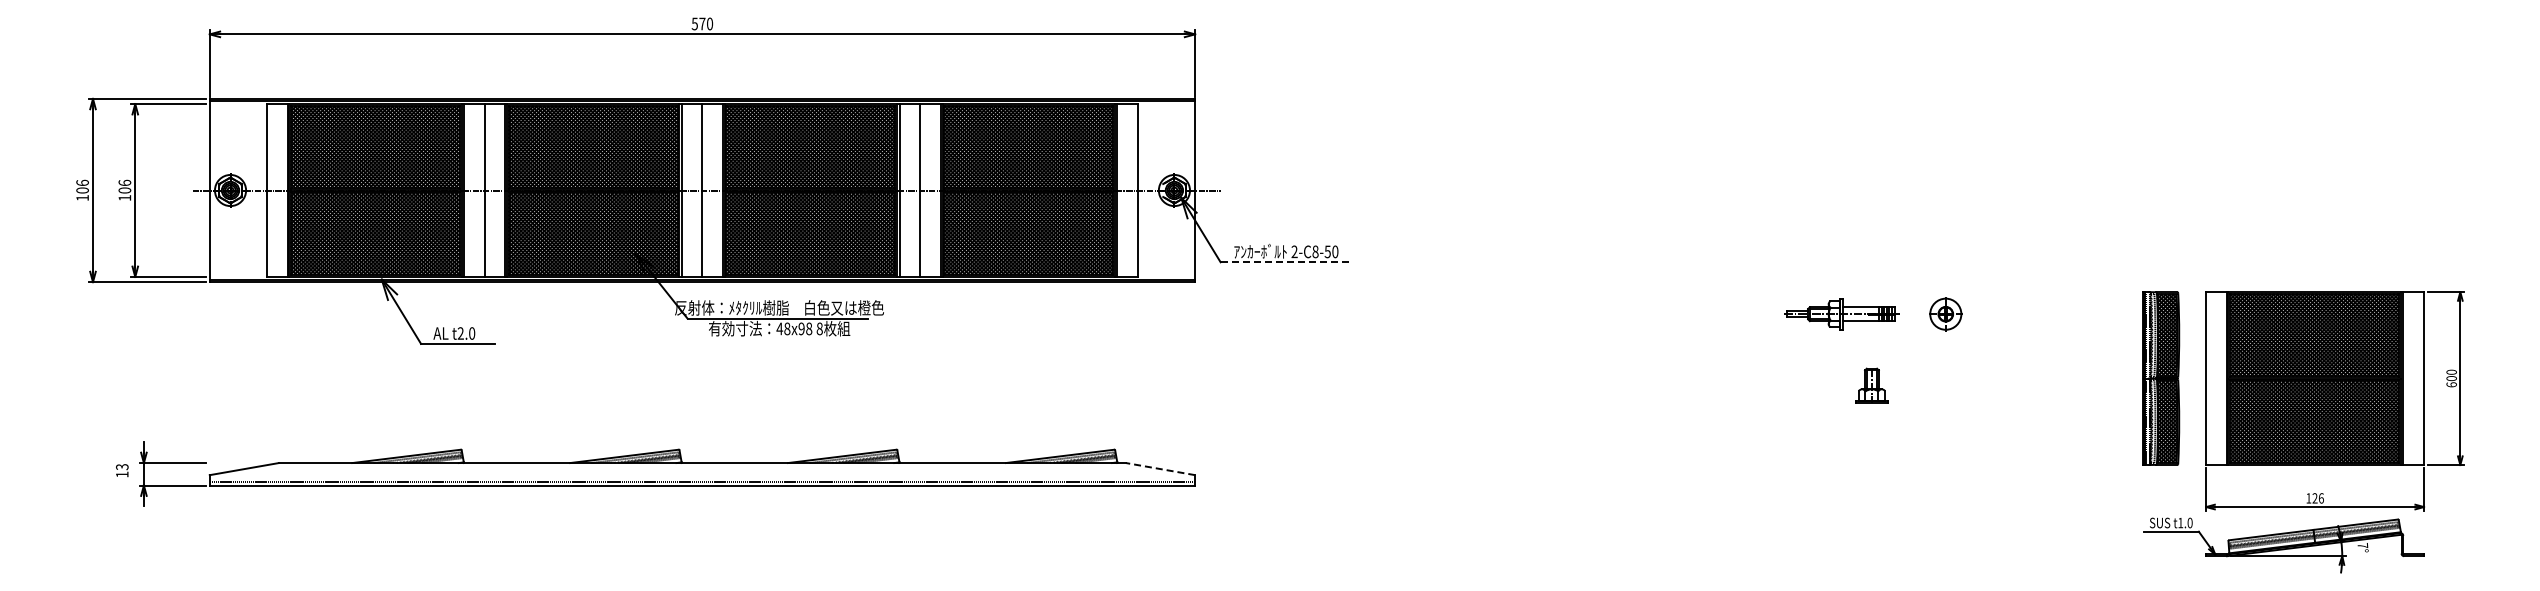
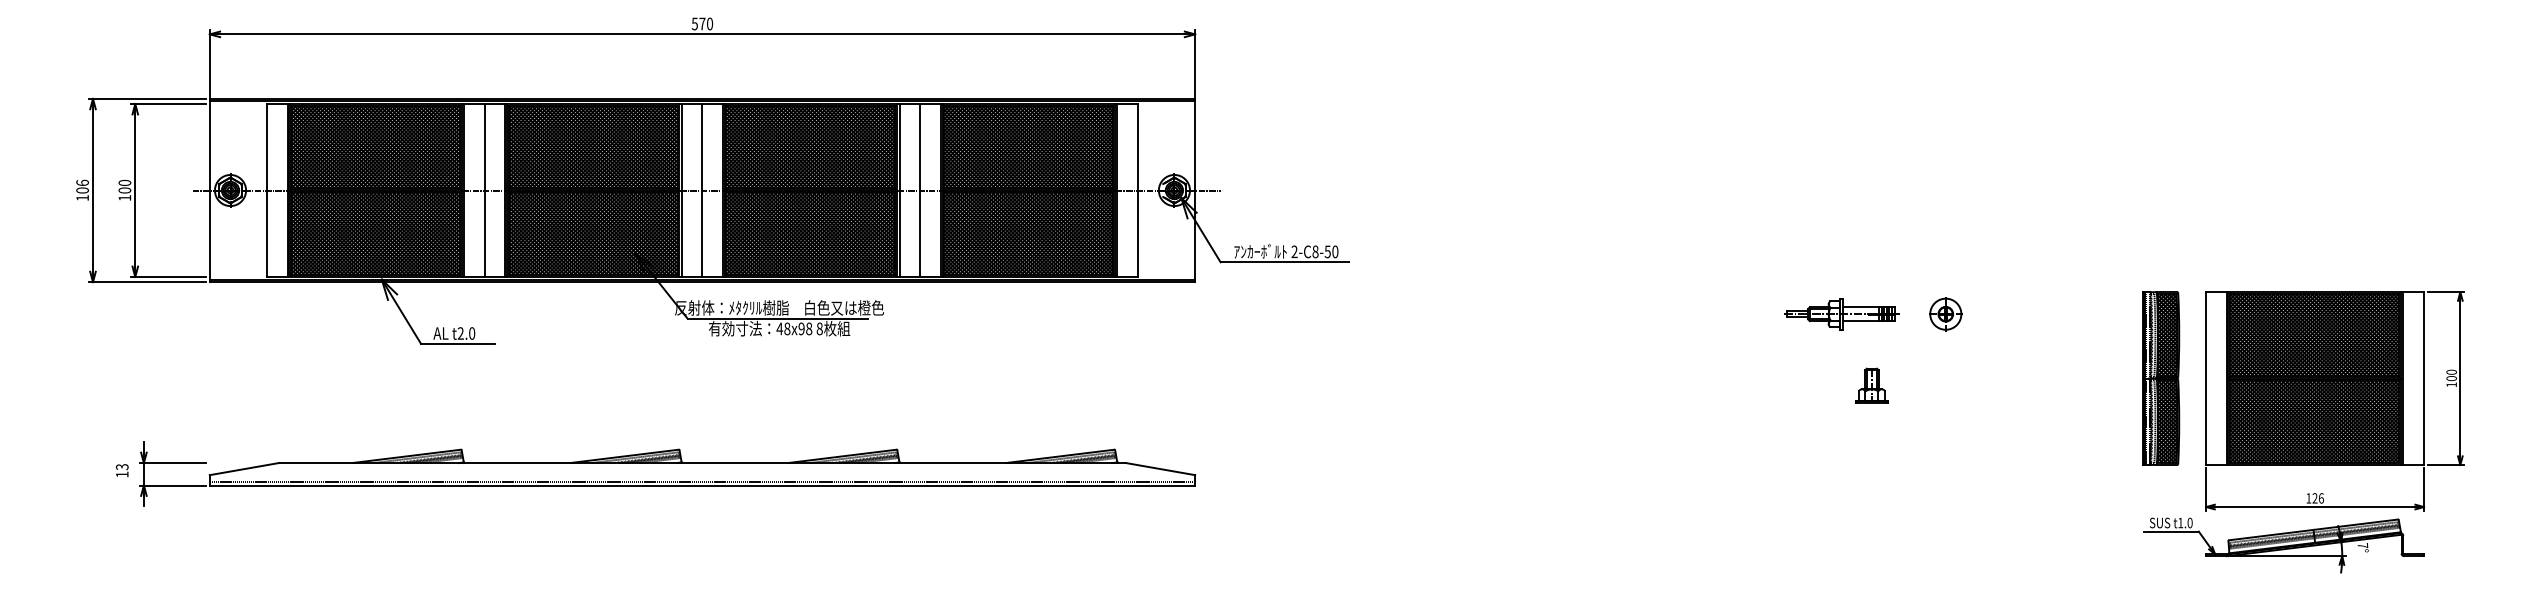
text: 106 -> 100 (124, 182)
line: dashed -> solid (1285, 262)
text: 600 -> 100 (2451, 384)
line: dashed -> solid (1160, 469)
